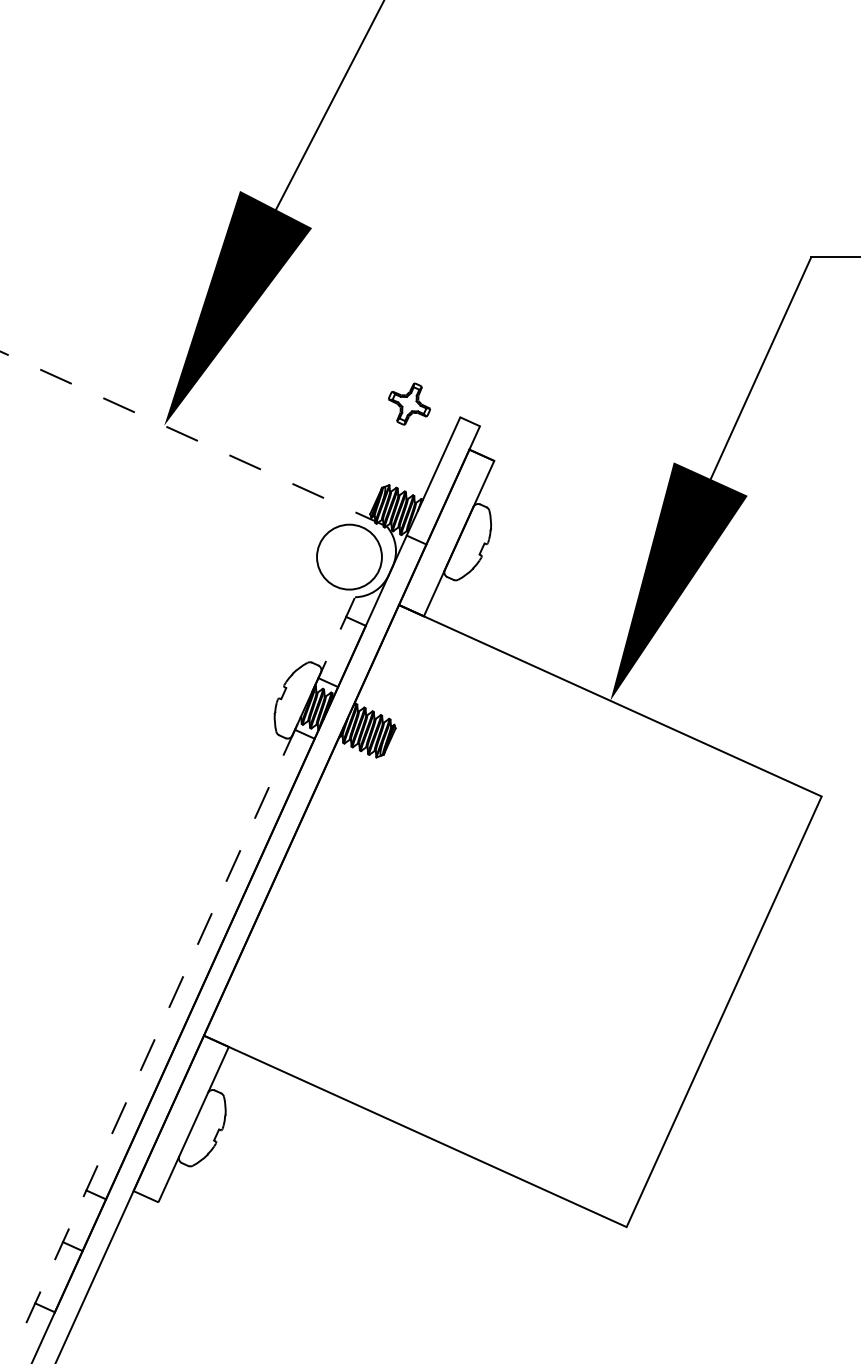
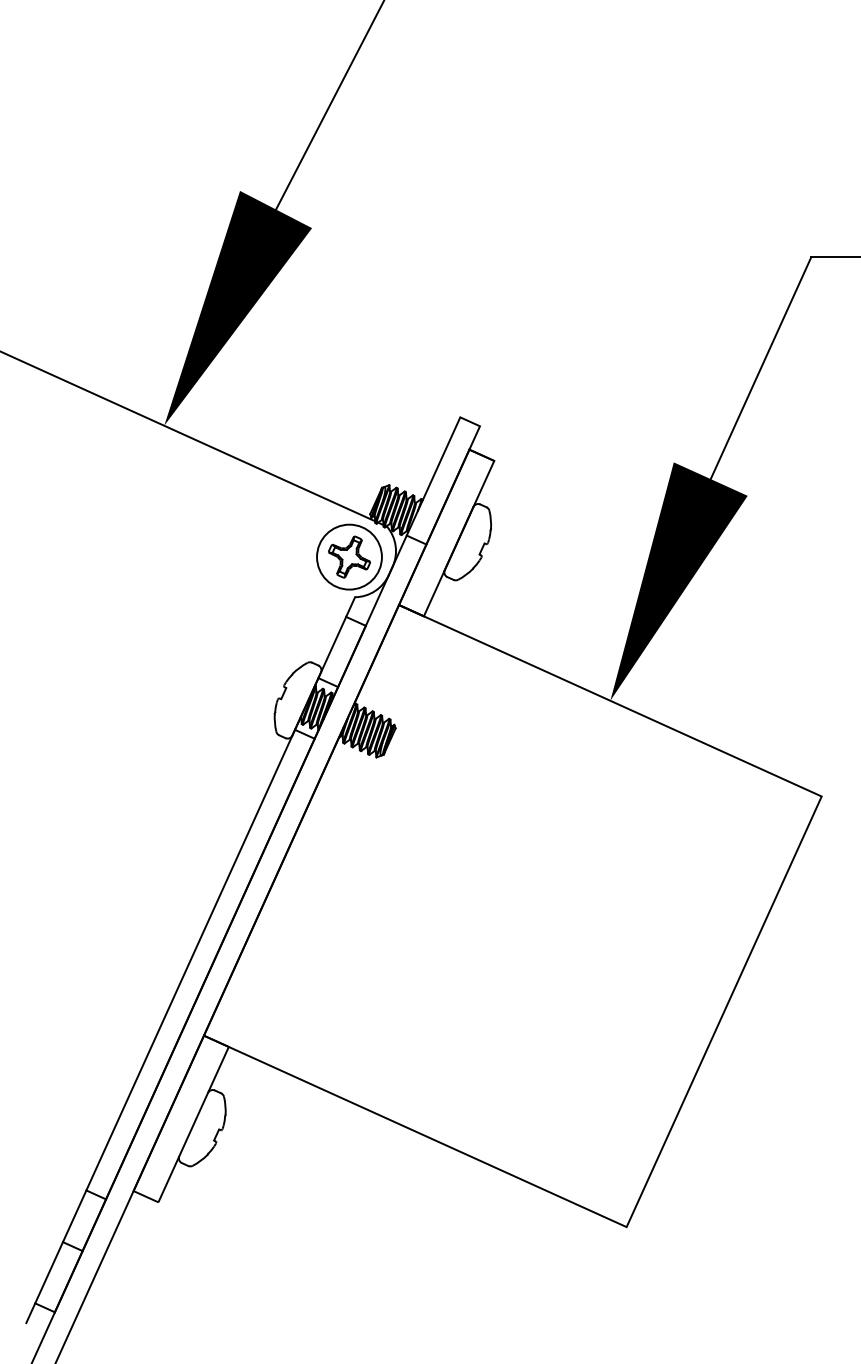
part position: (409, 403) -> (349, 556) (349, 556)
line: dashed -> solid (193, 438)
line: dashed -> solid (190, 959)
